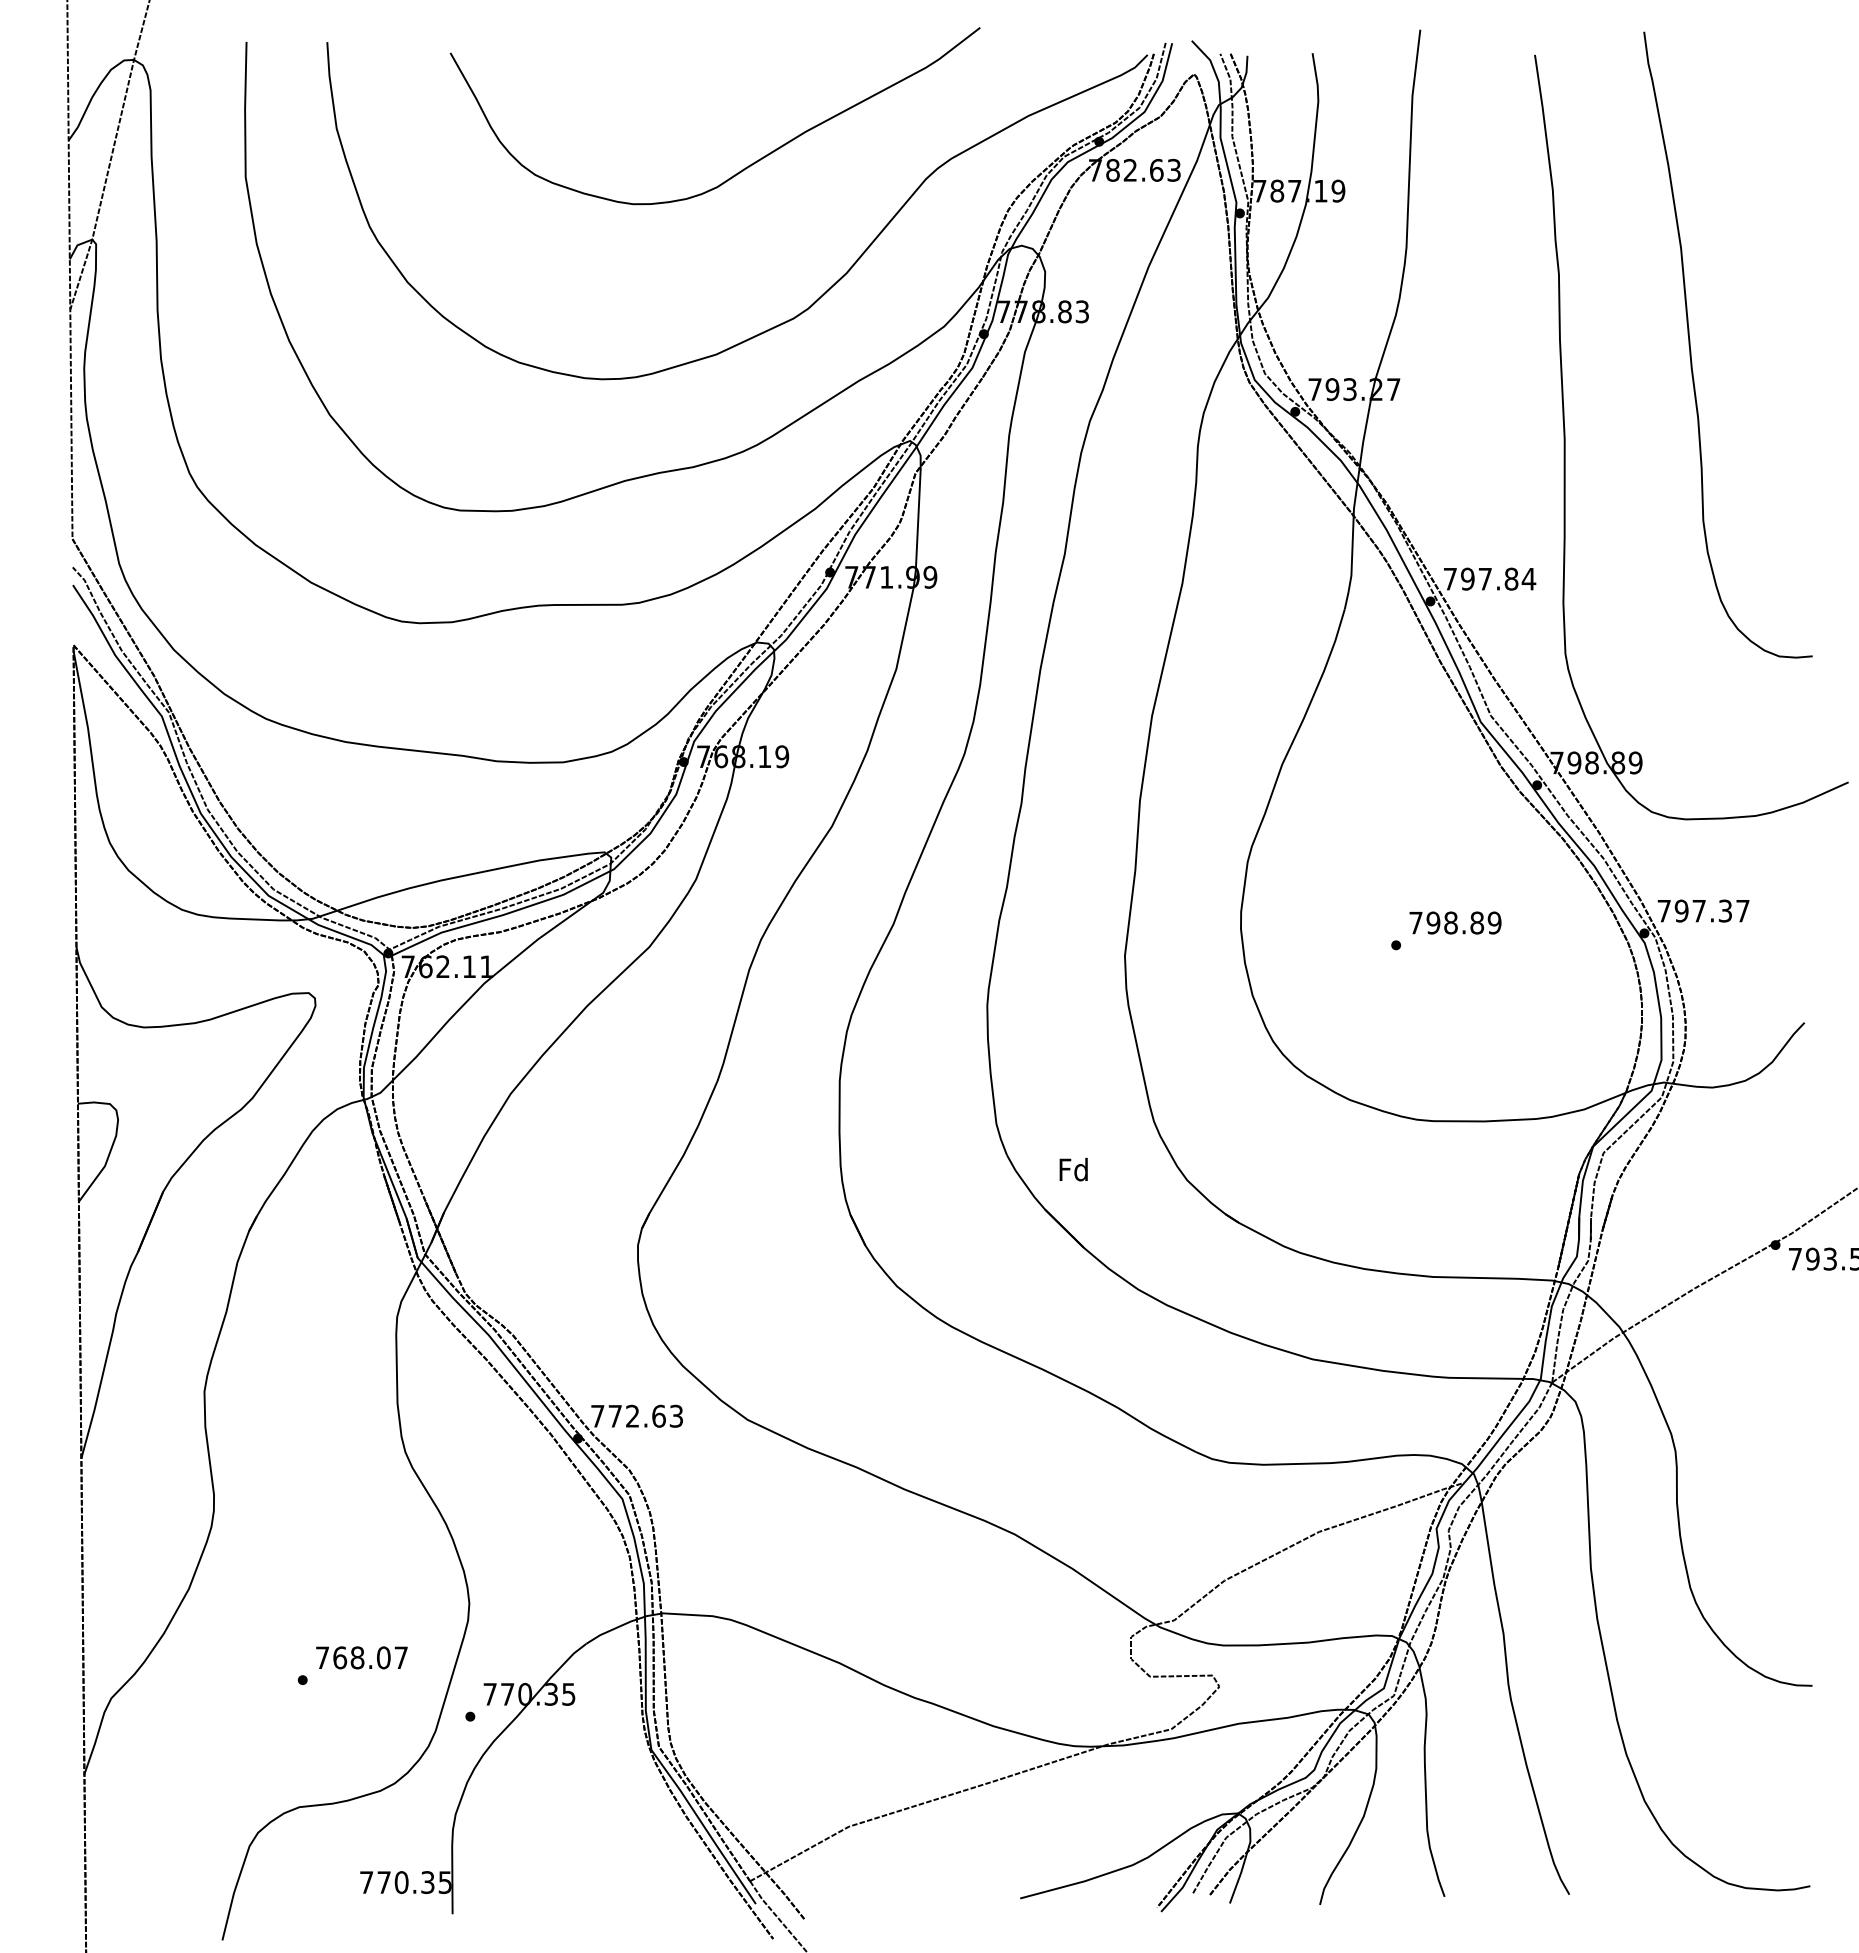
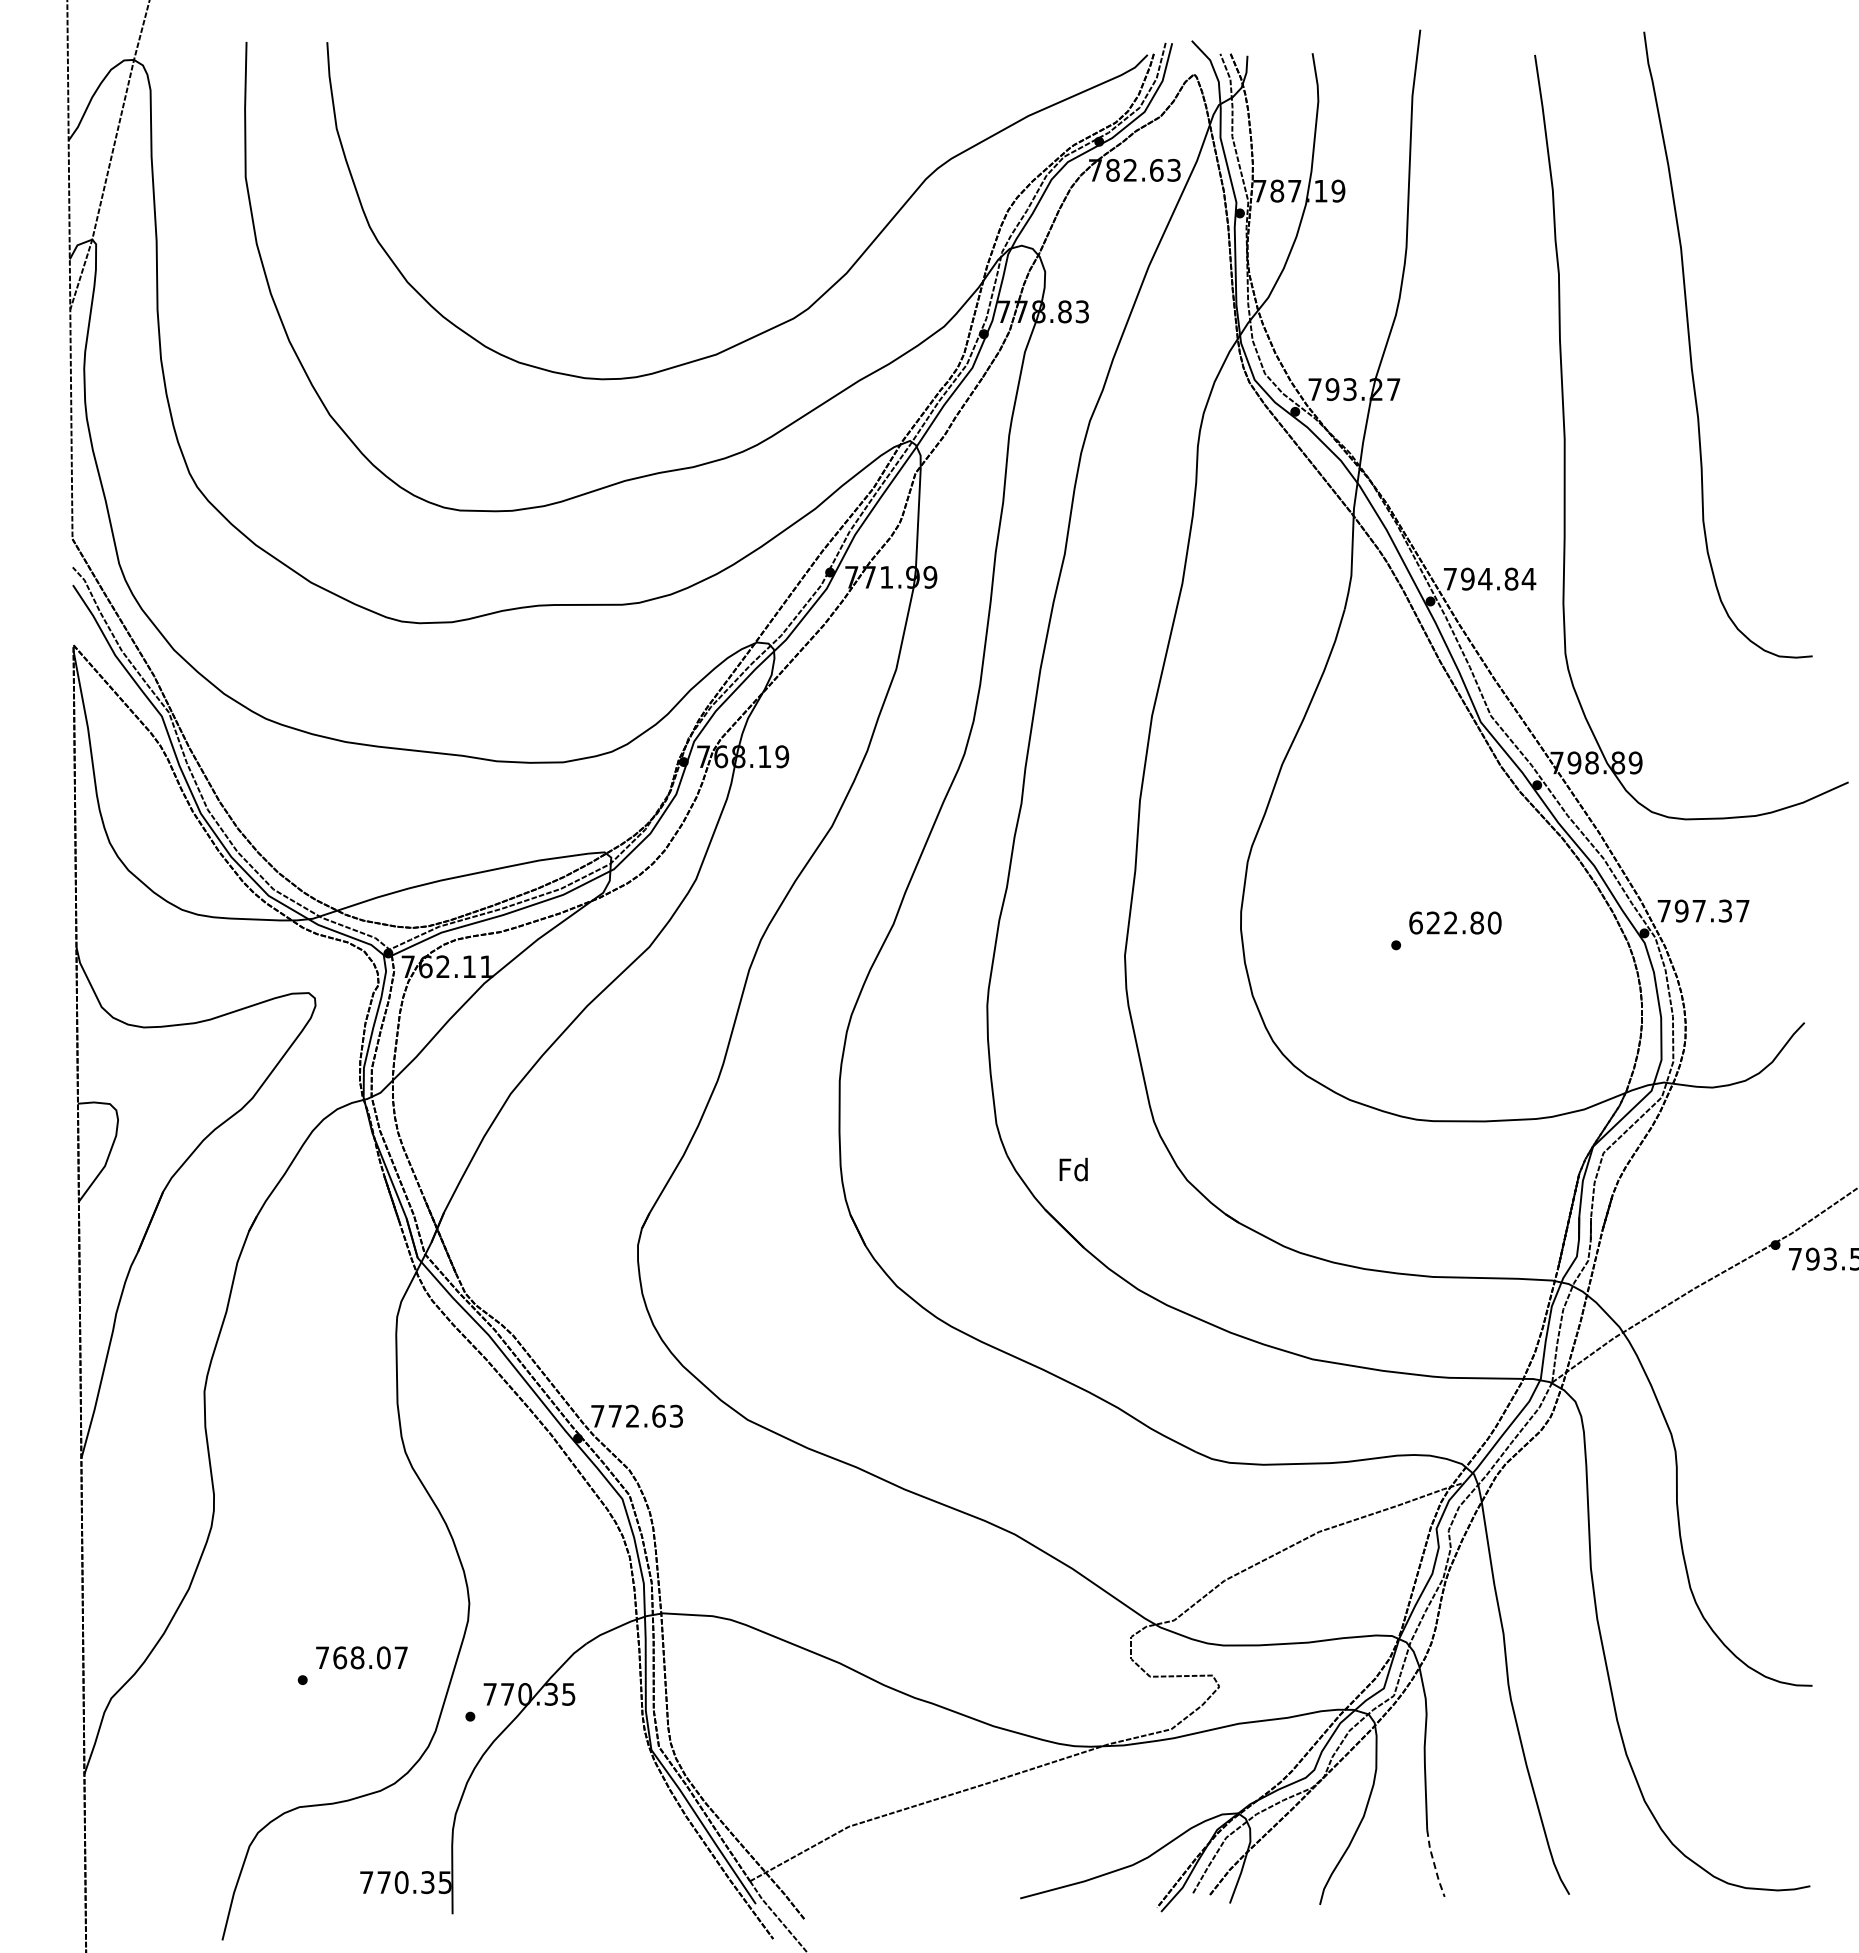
curve: present -> none (743, 168)
text: 797.84 -> 794.84 (1485, 579)
text: 798.89 -> 622.80 (1455, 922)
line: solid -> dashed (1434, 1864)
